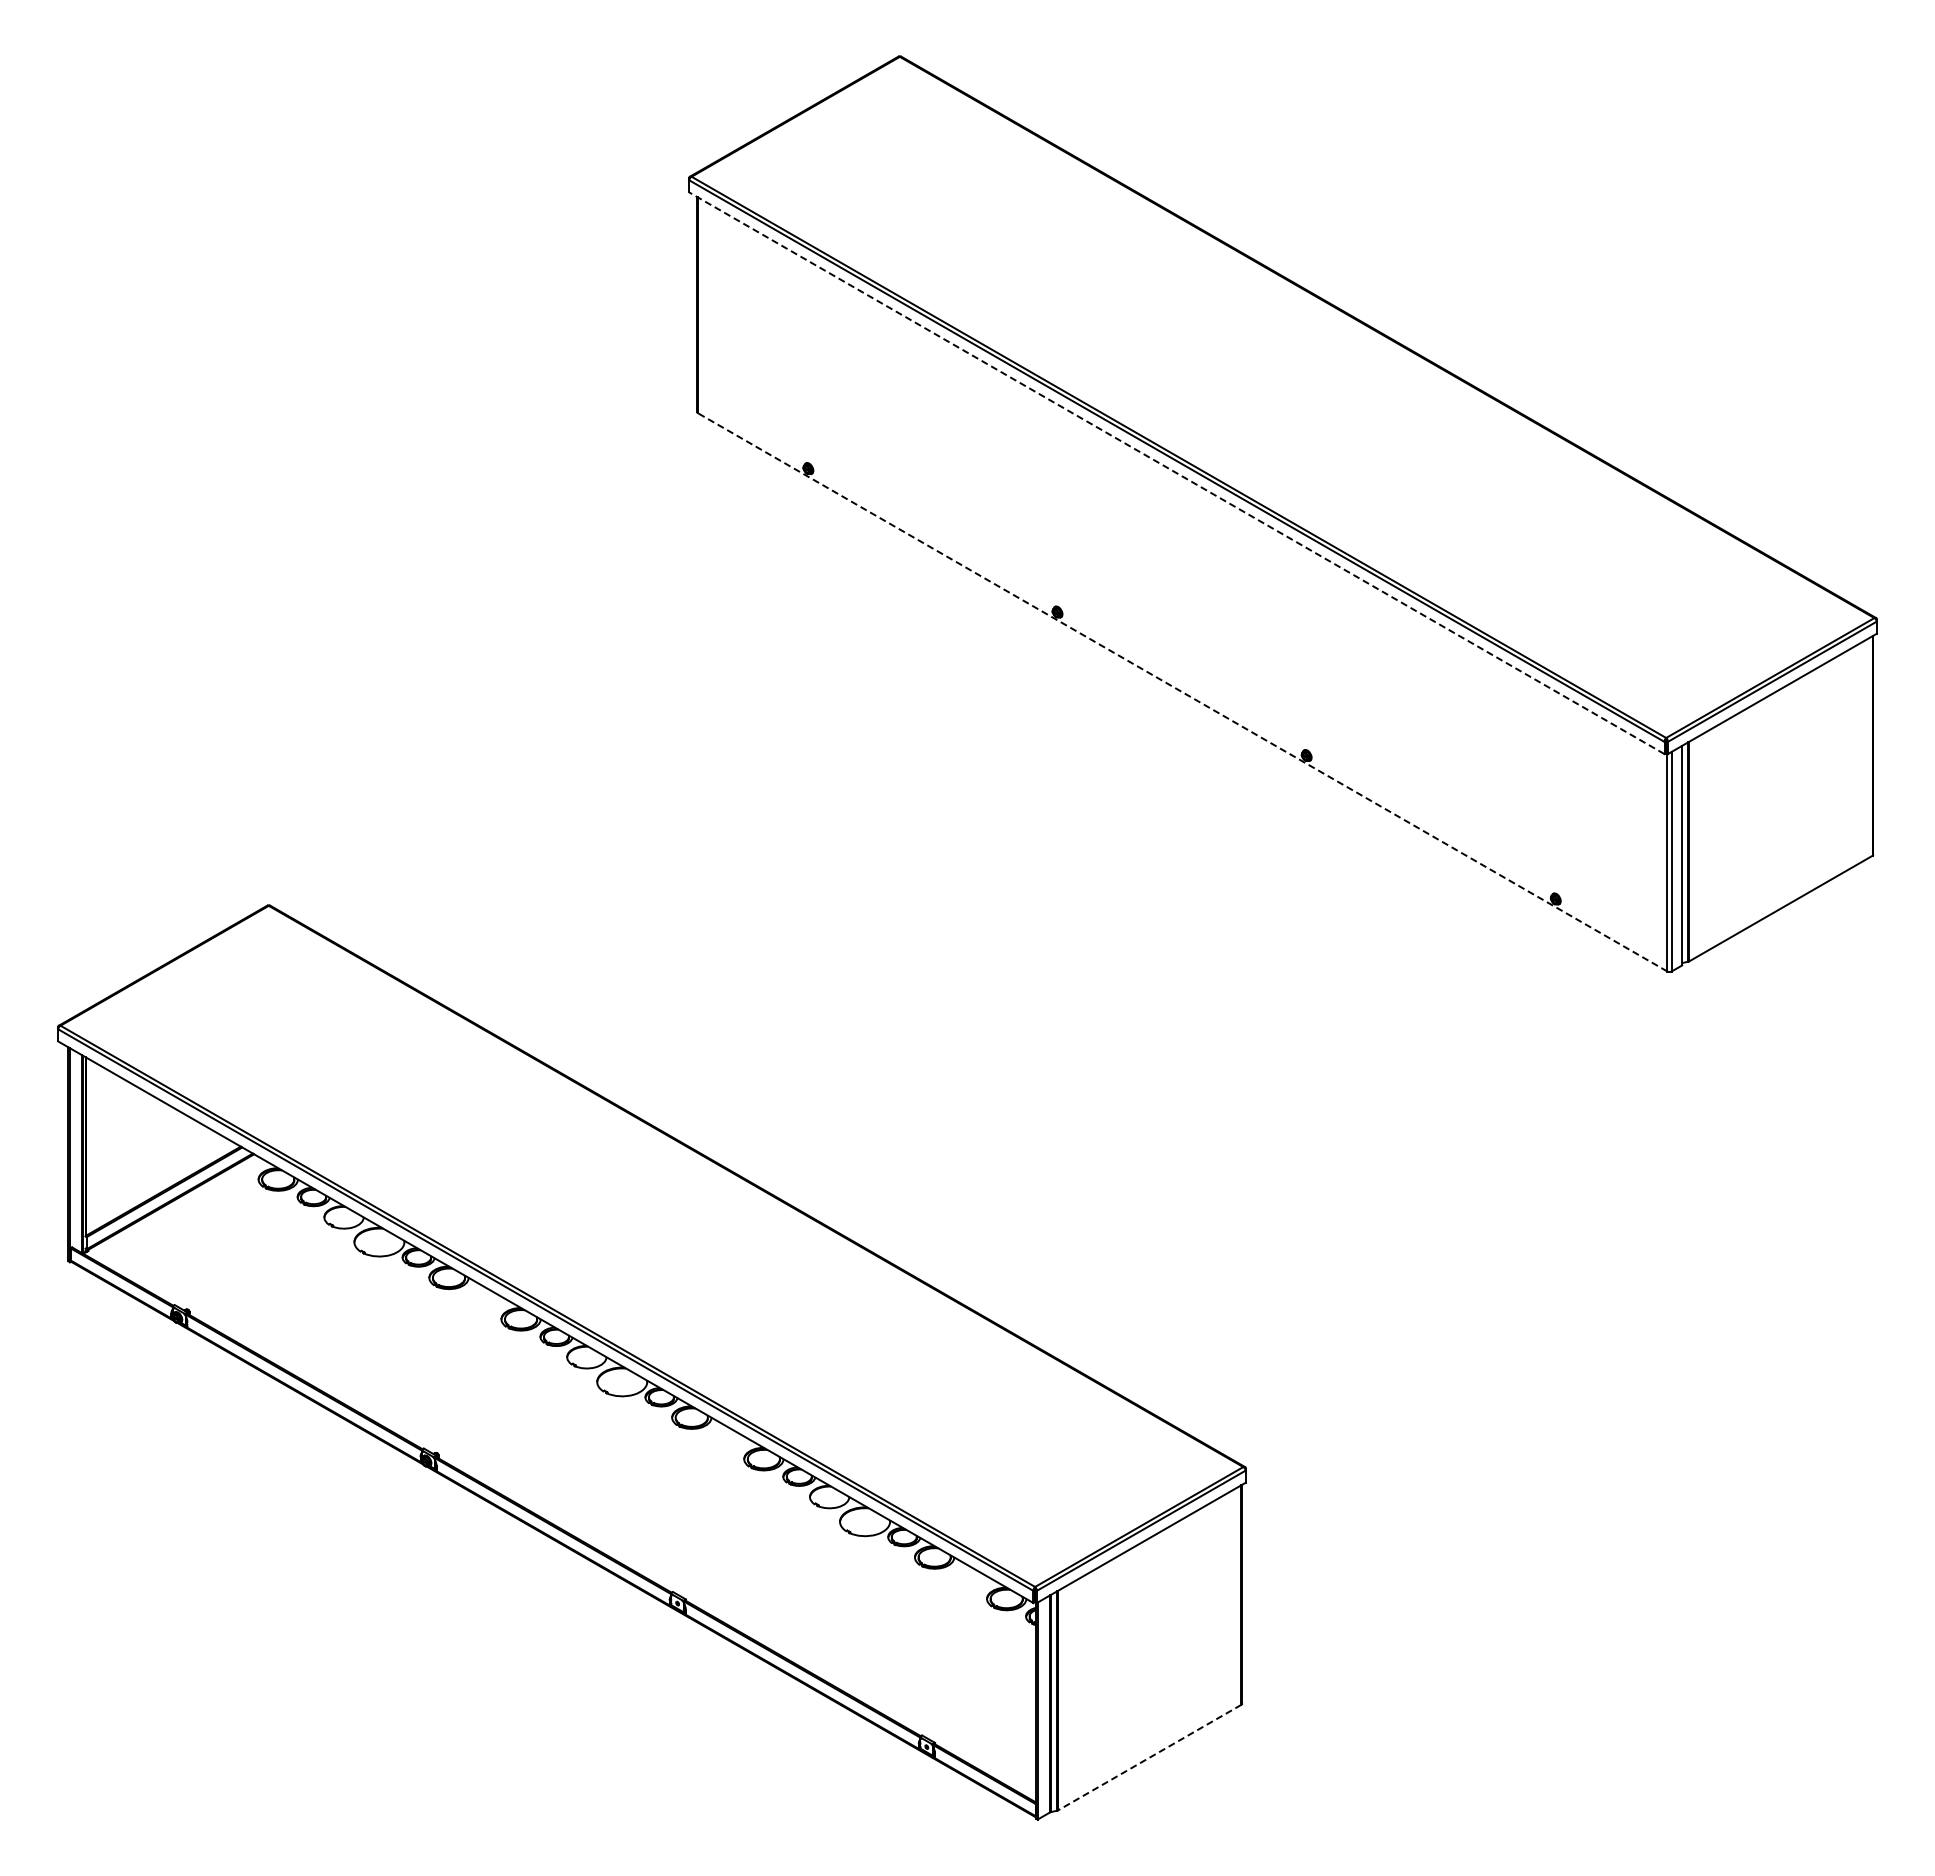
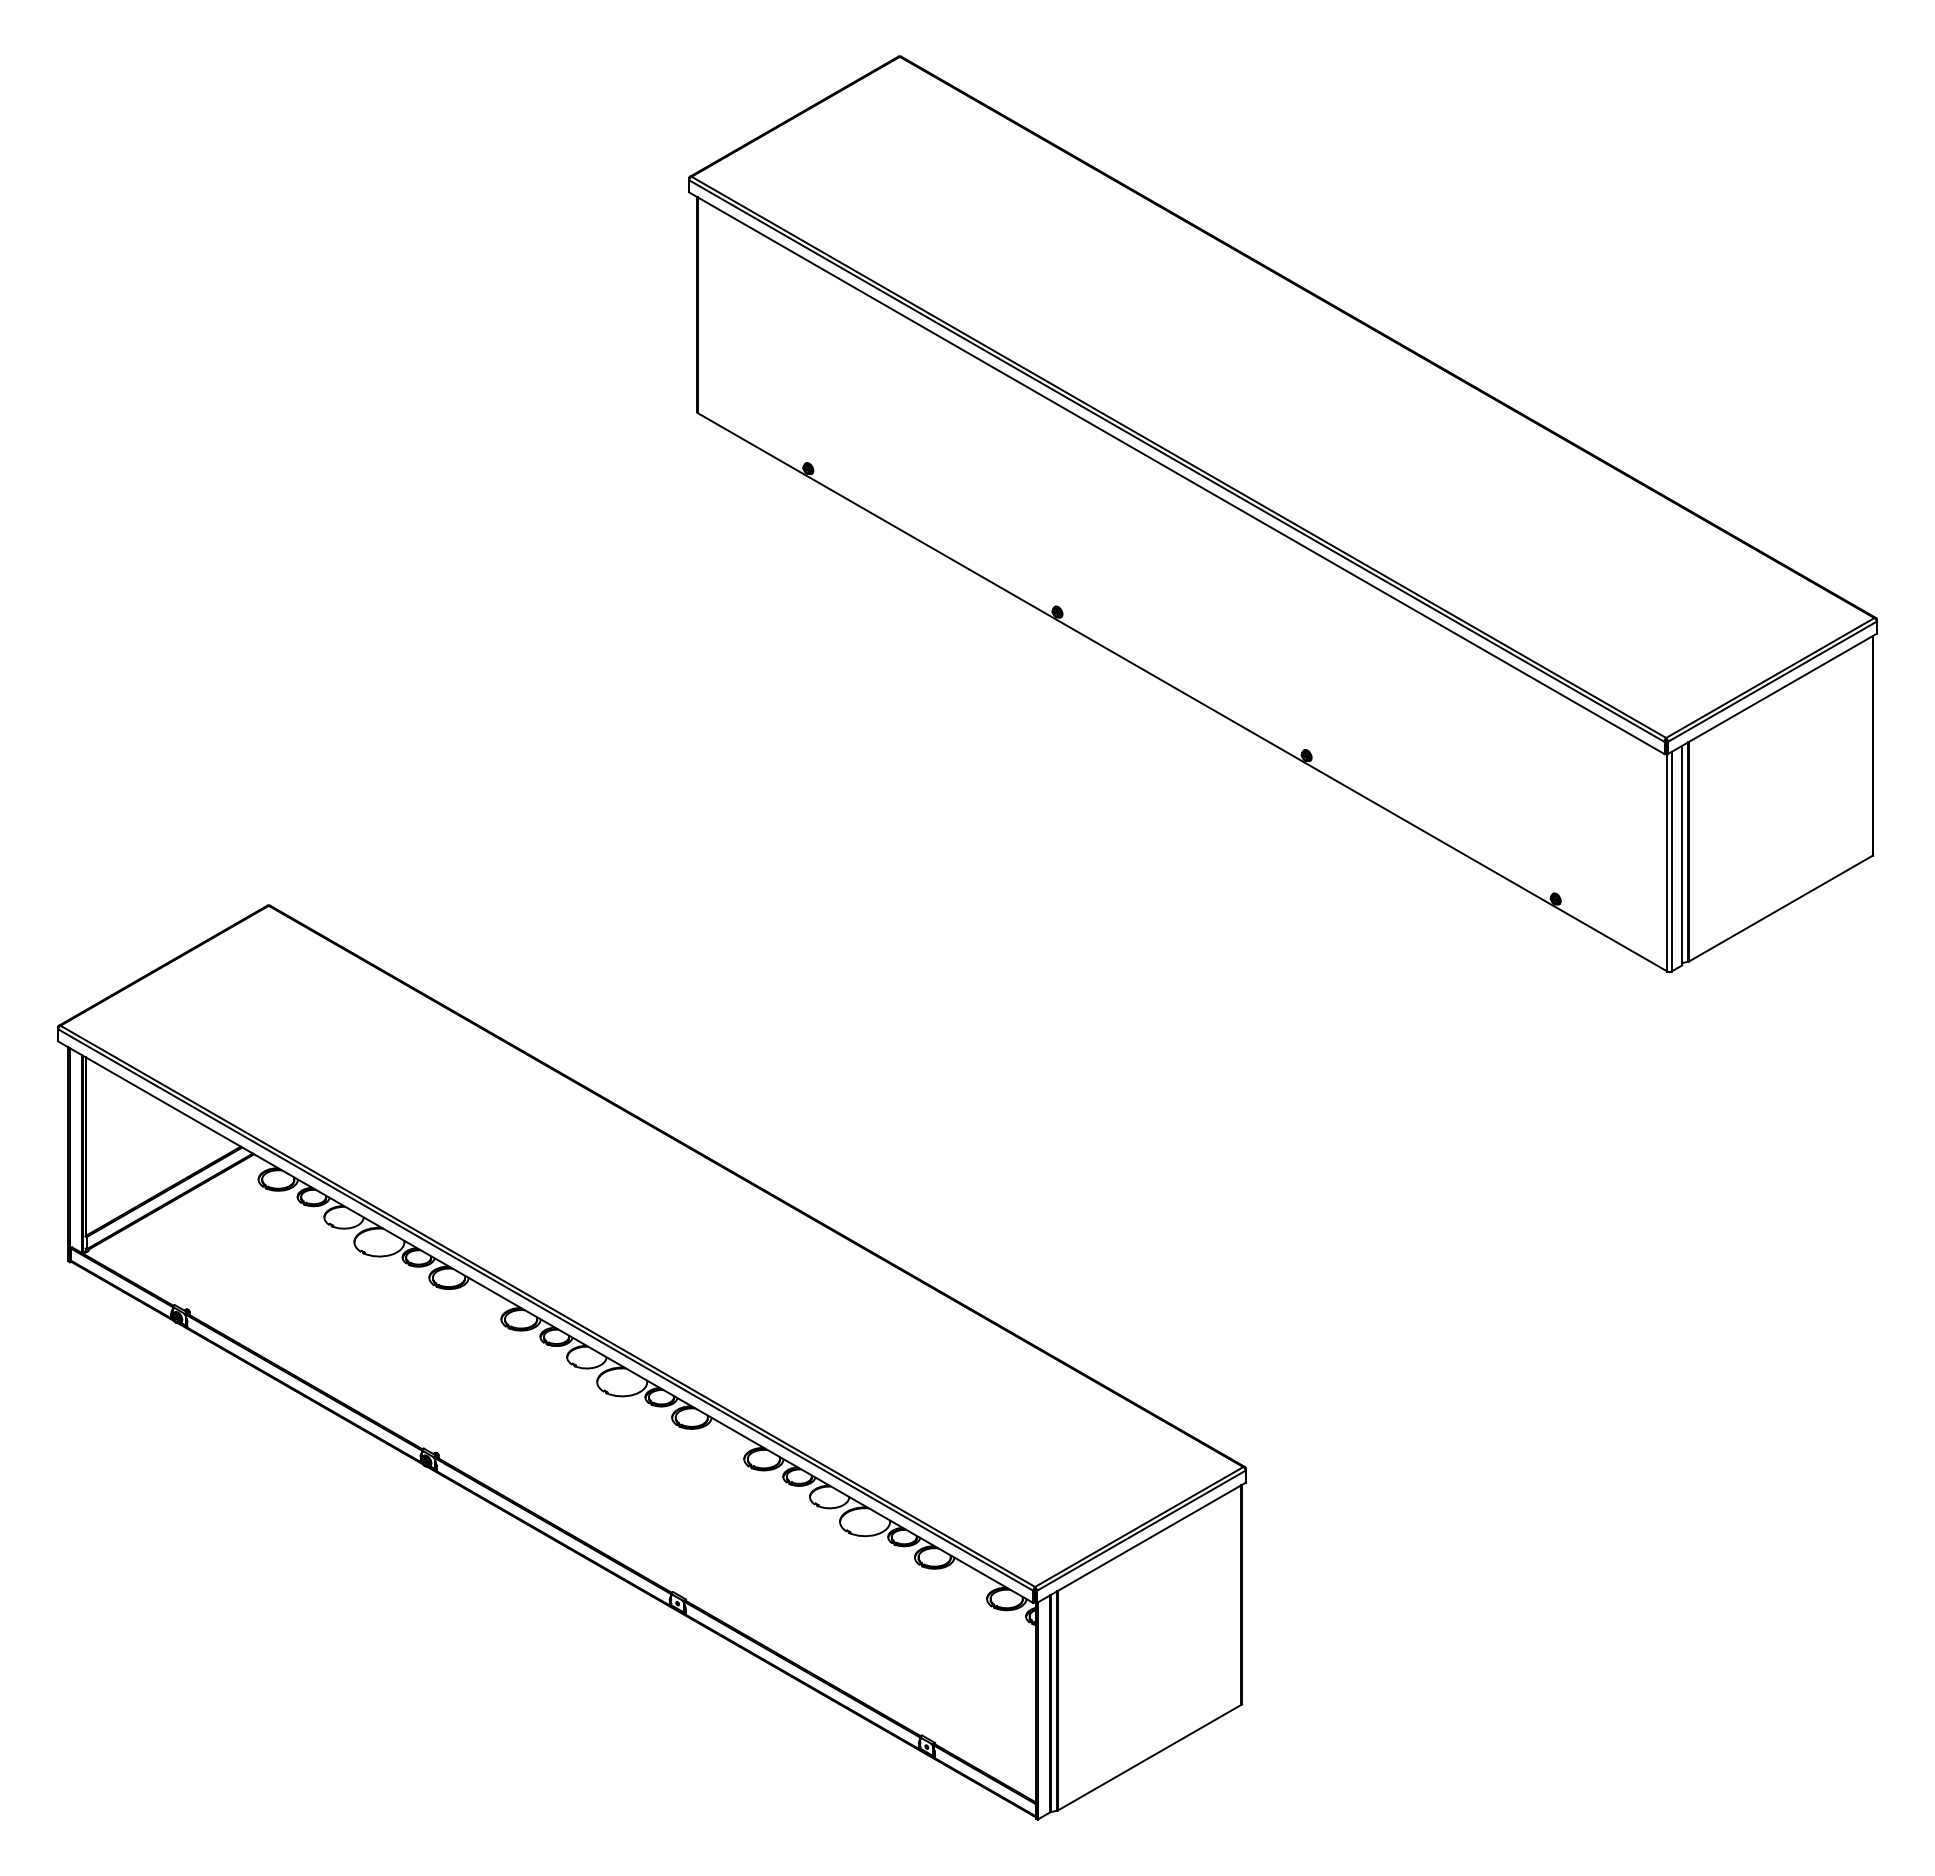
line: dashed -> solid (1176, 473)
line: dashed -> solid (1182, 692)
line: dashed -> solid (1149, 1757)
